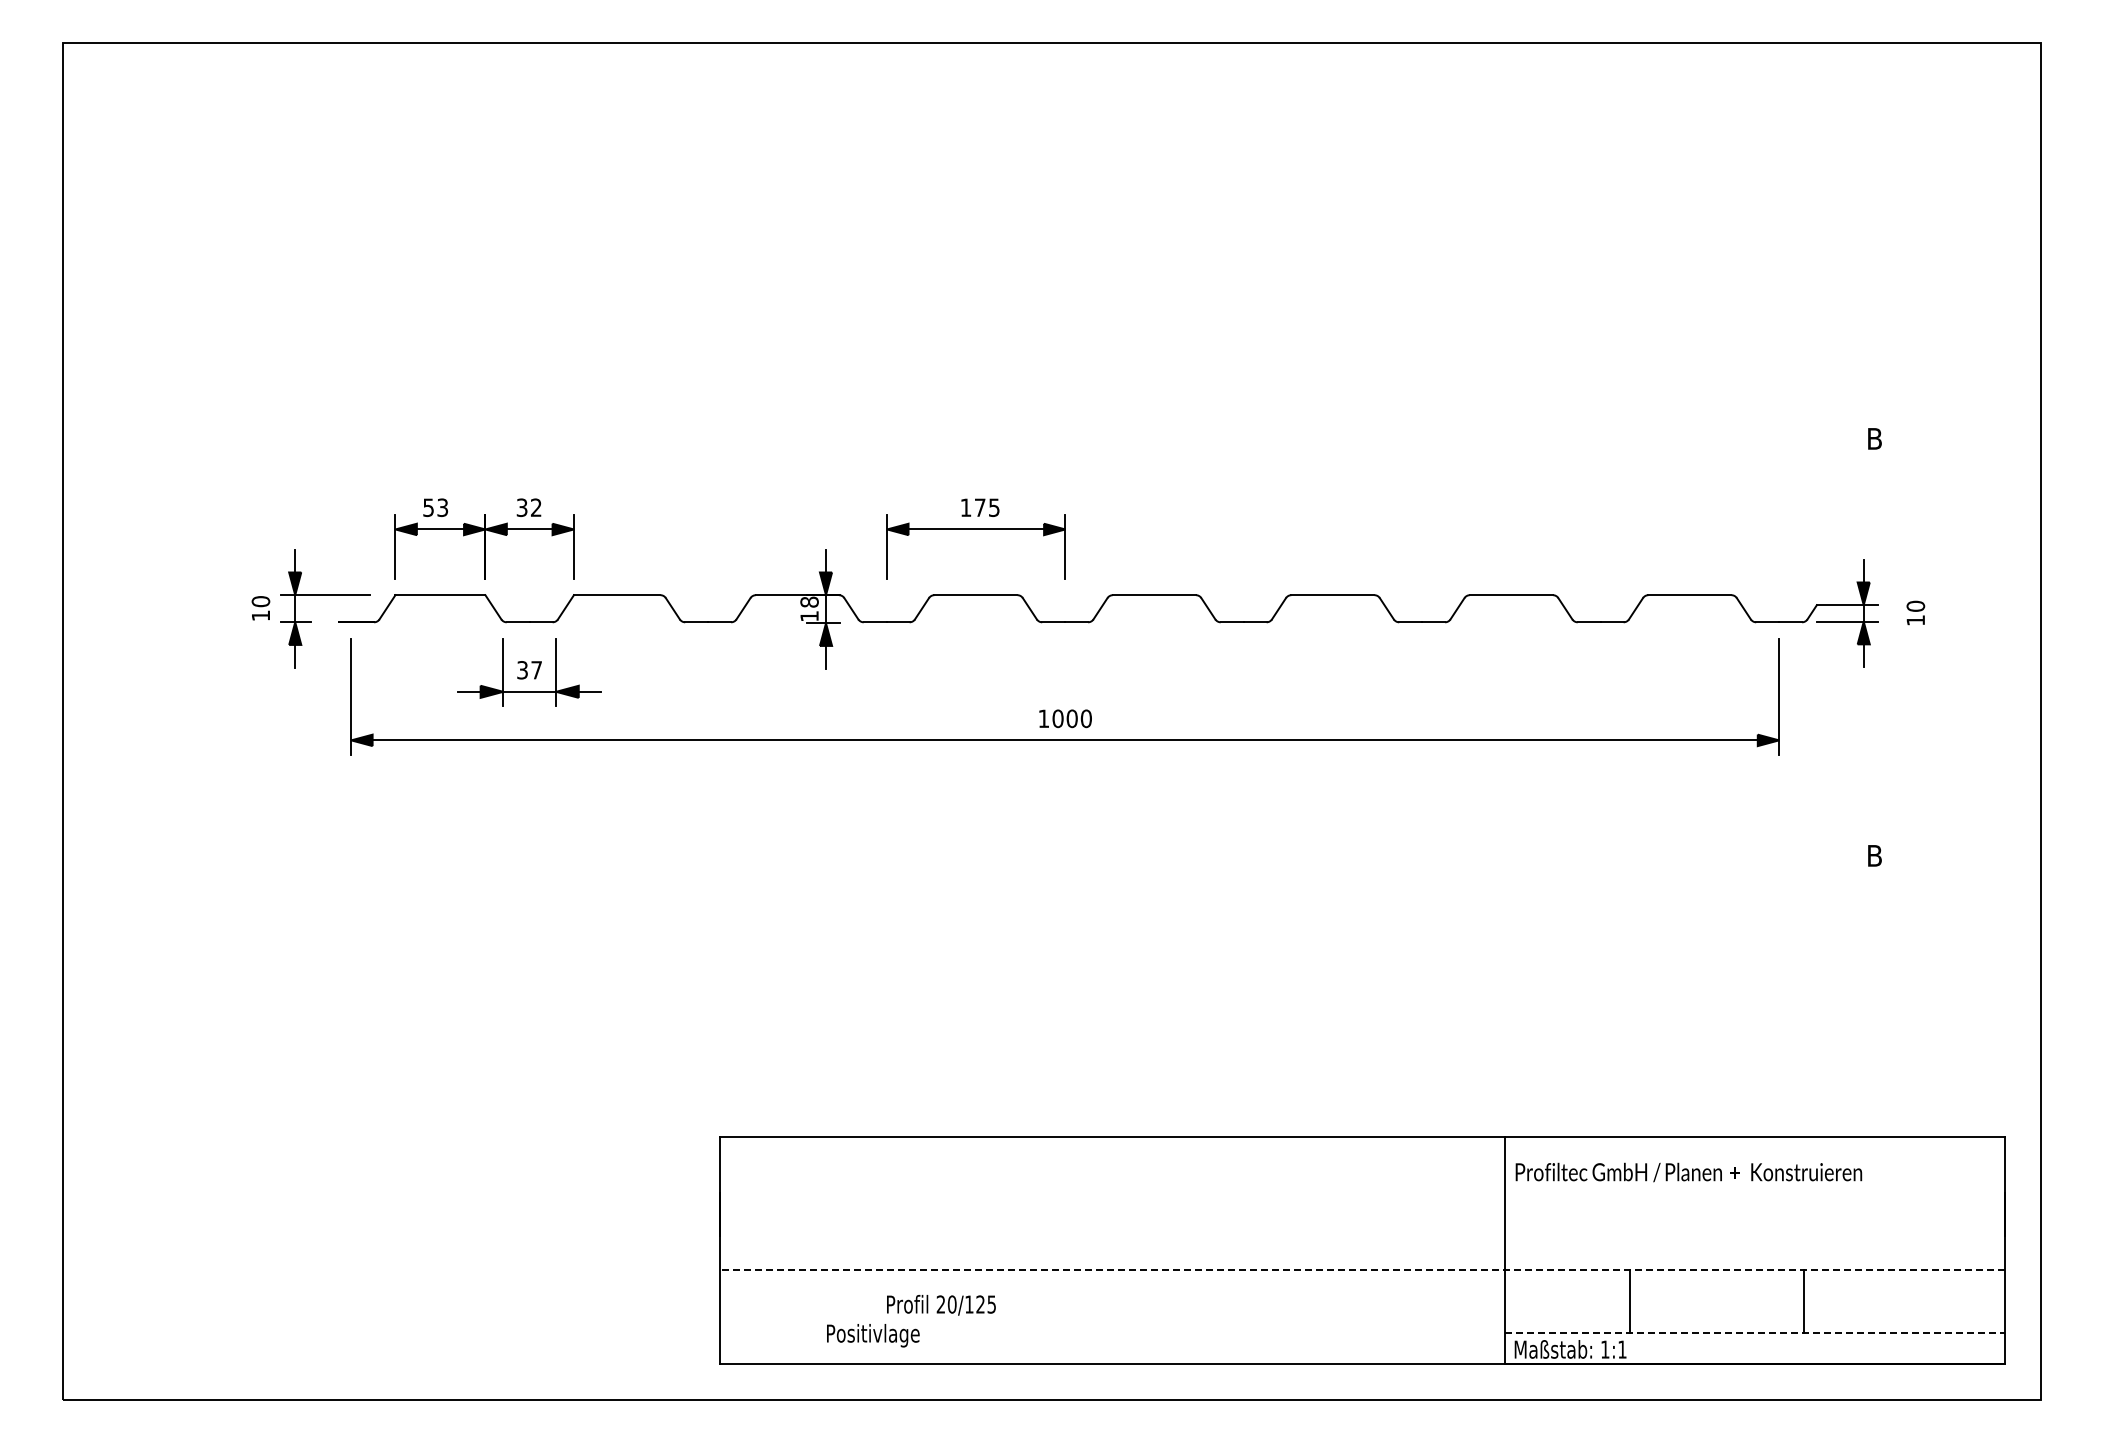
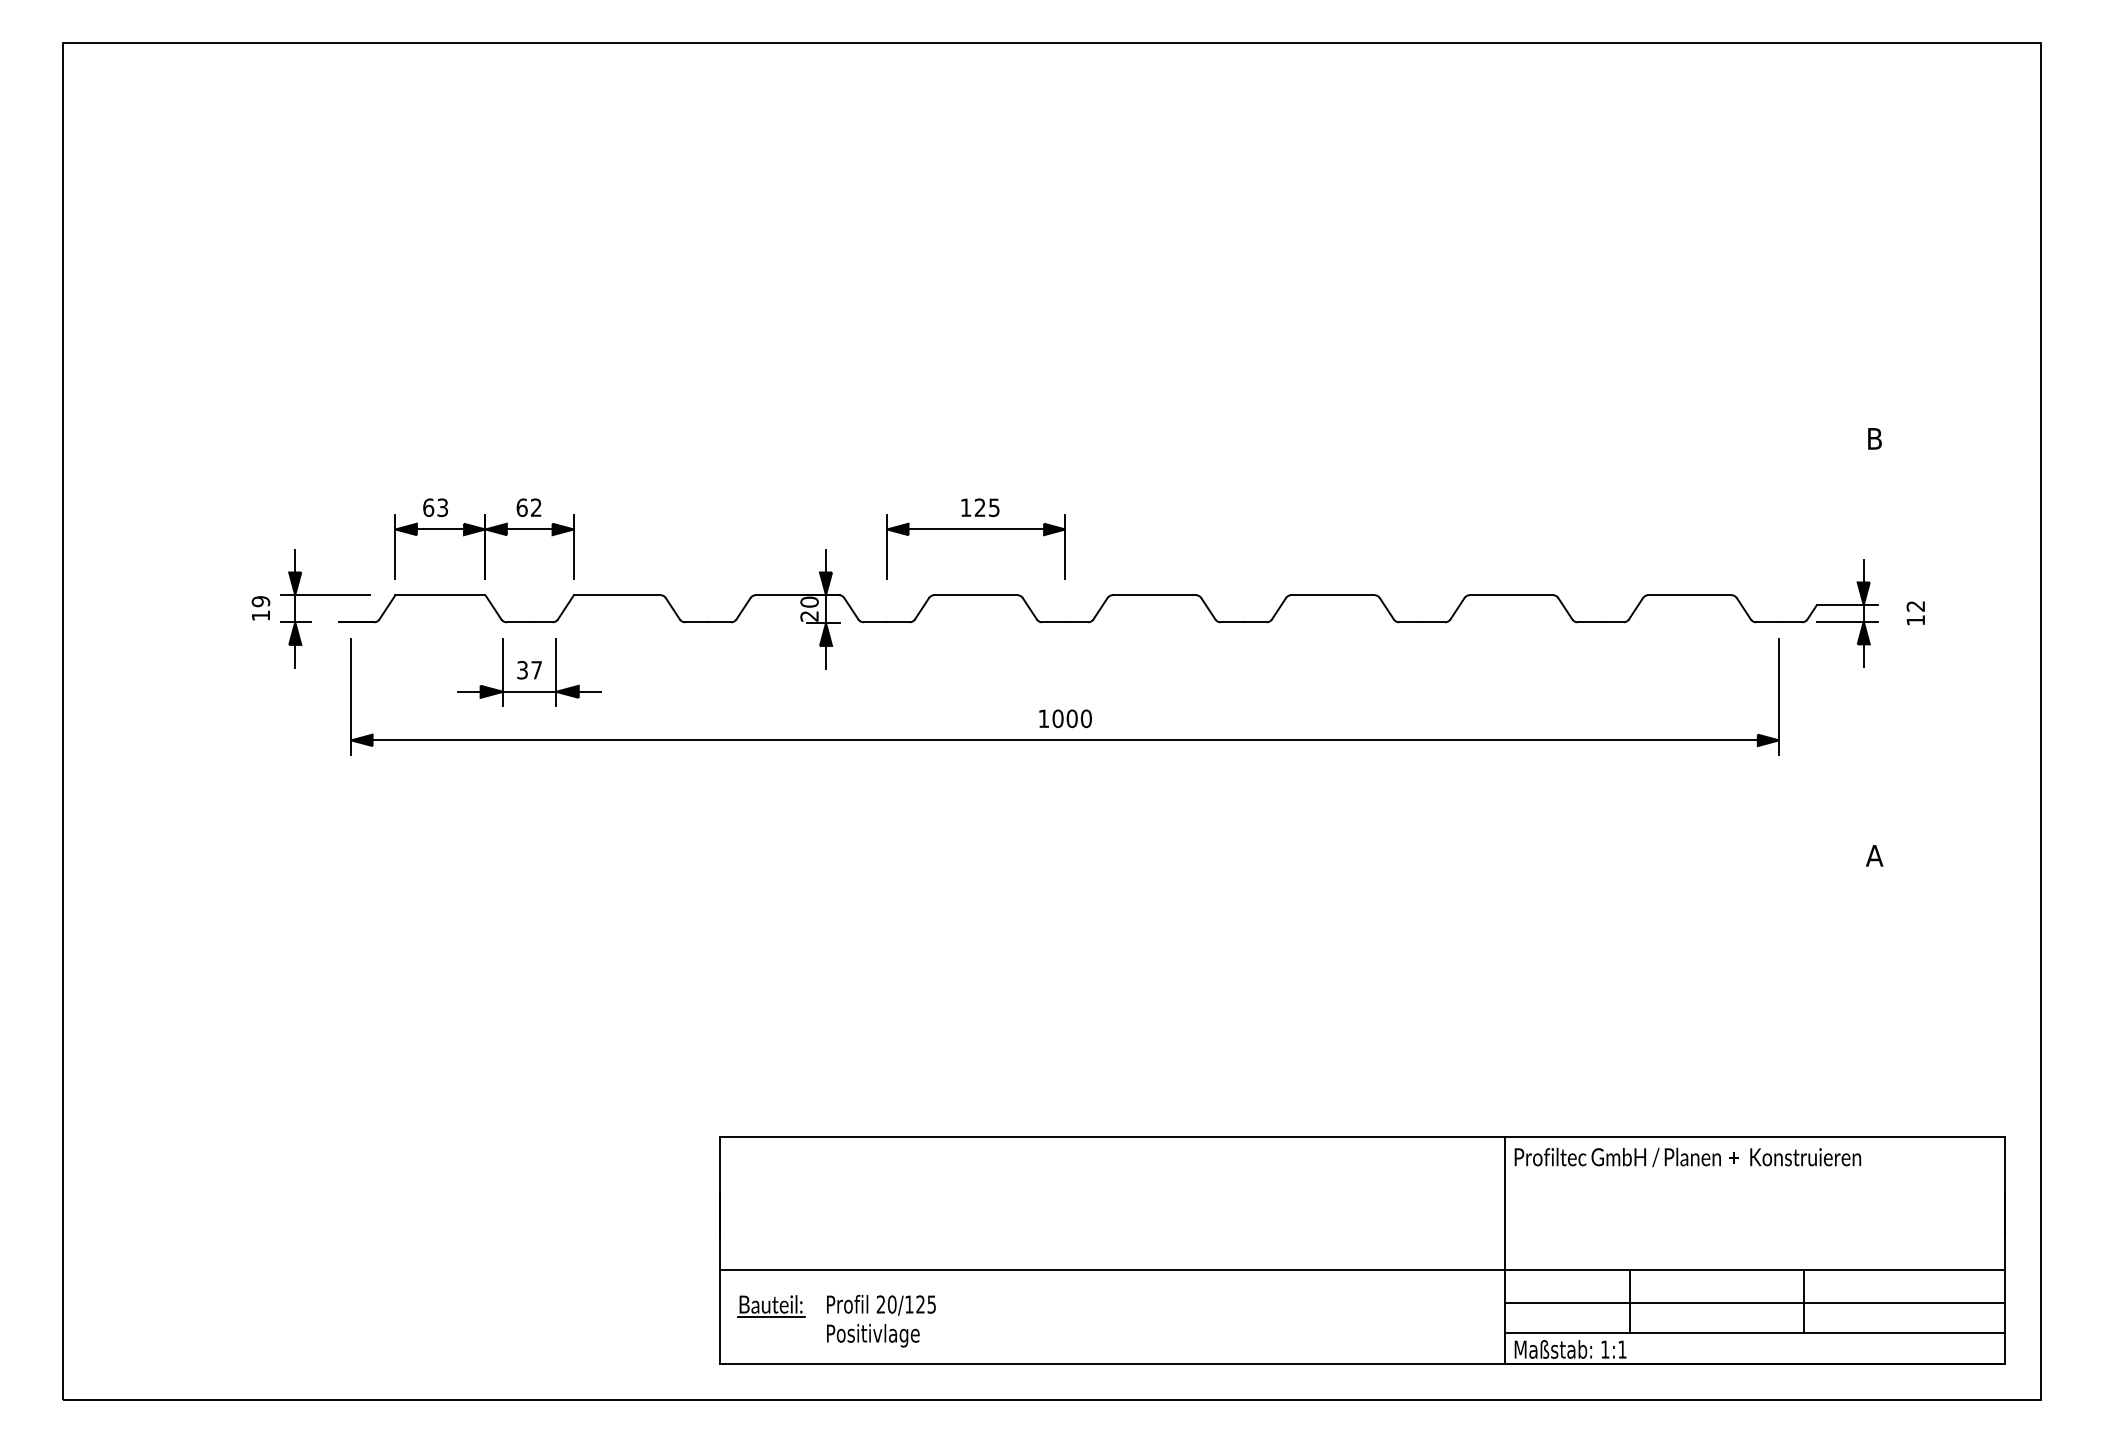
text: 53 -> 63 (428, 507)
text: 32 -> 62 (521, 507)
text: 175 -> 125 (979, 507)
text: 10 -> 19 (261, 601)
text: 10 -> 12 (1915, 605)
text: 18 -> 20 (809, 608)
text: B -> A (1874, 855)
text position: (1688, 1172) -> (1687, 1157) (1687, 1157)
line: dashed -> solid (1362, 1269)
line: none -> present (1755, 1302)
text position: (941, 1305) -> (881, 1305) (881, 1305)
part: none -> present (771, 1306)
line: dashed -> solid (1755, 1333)
